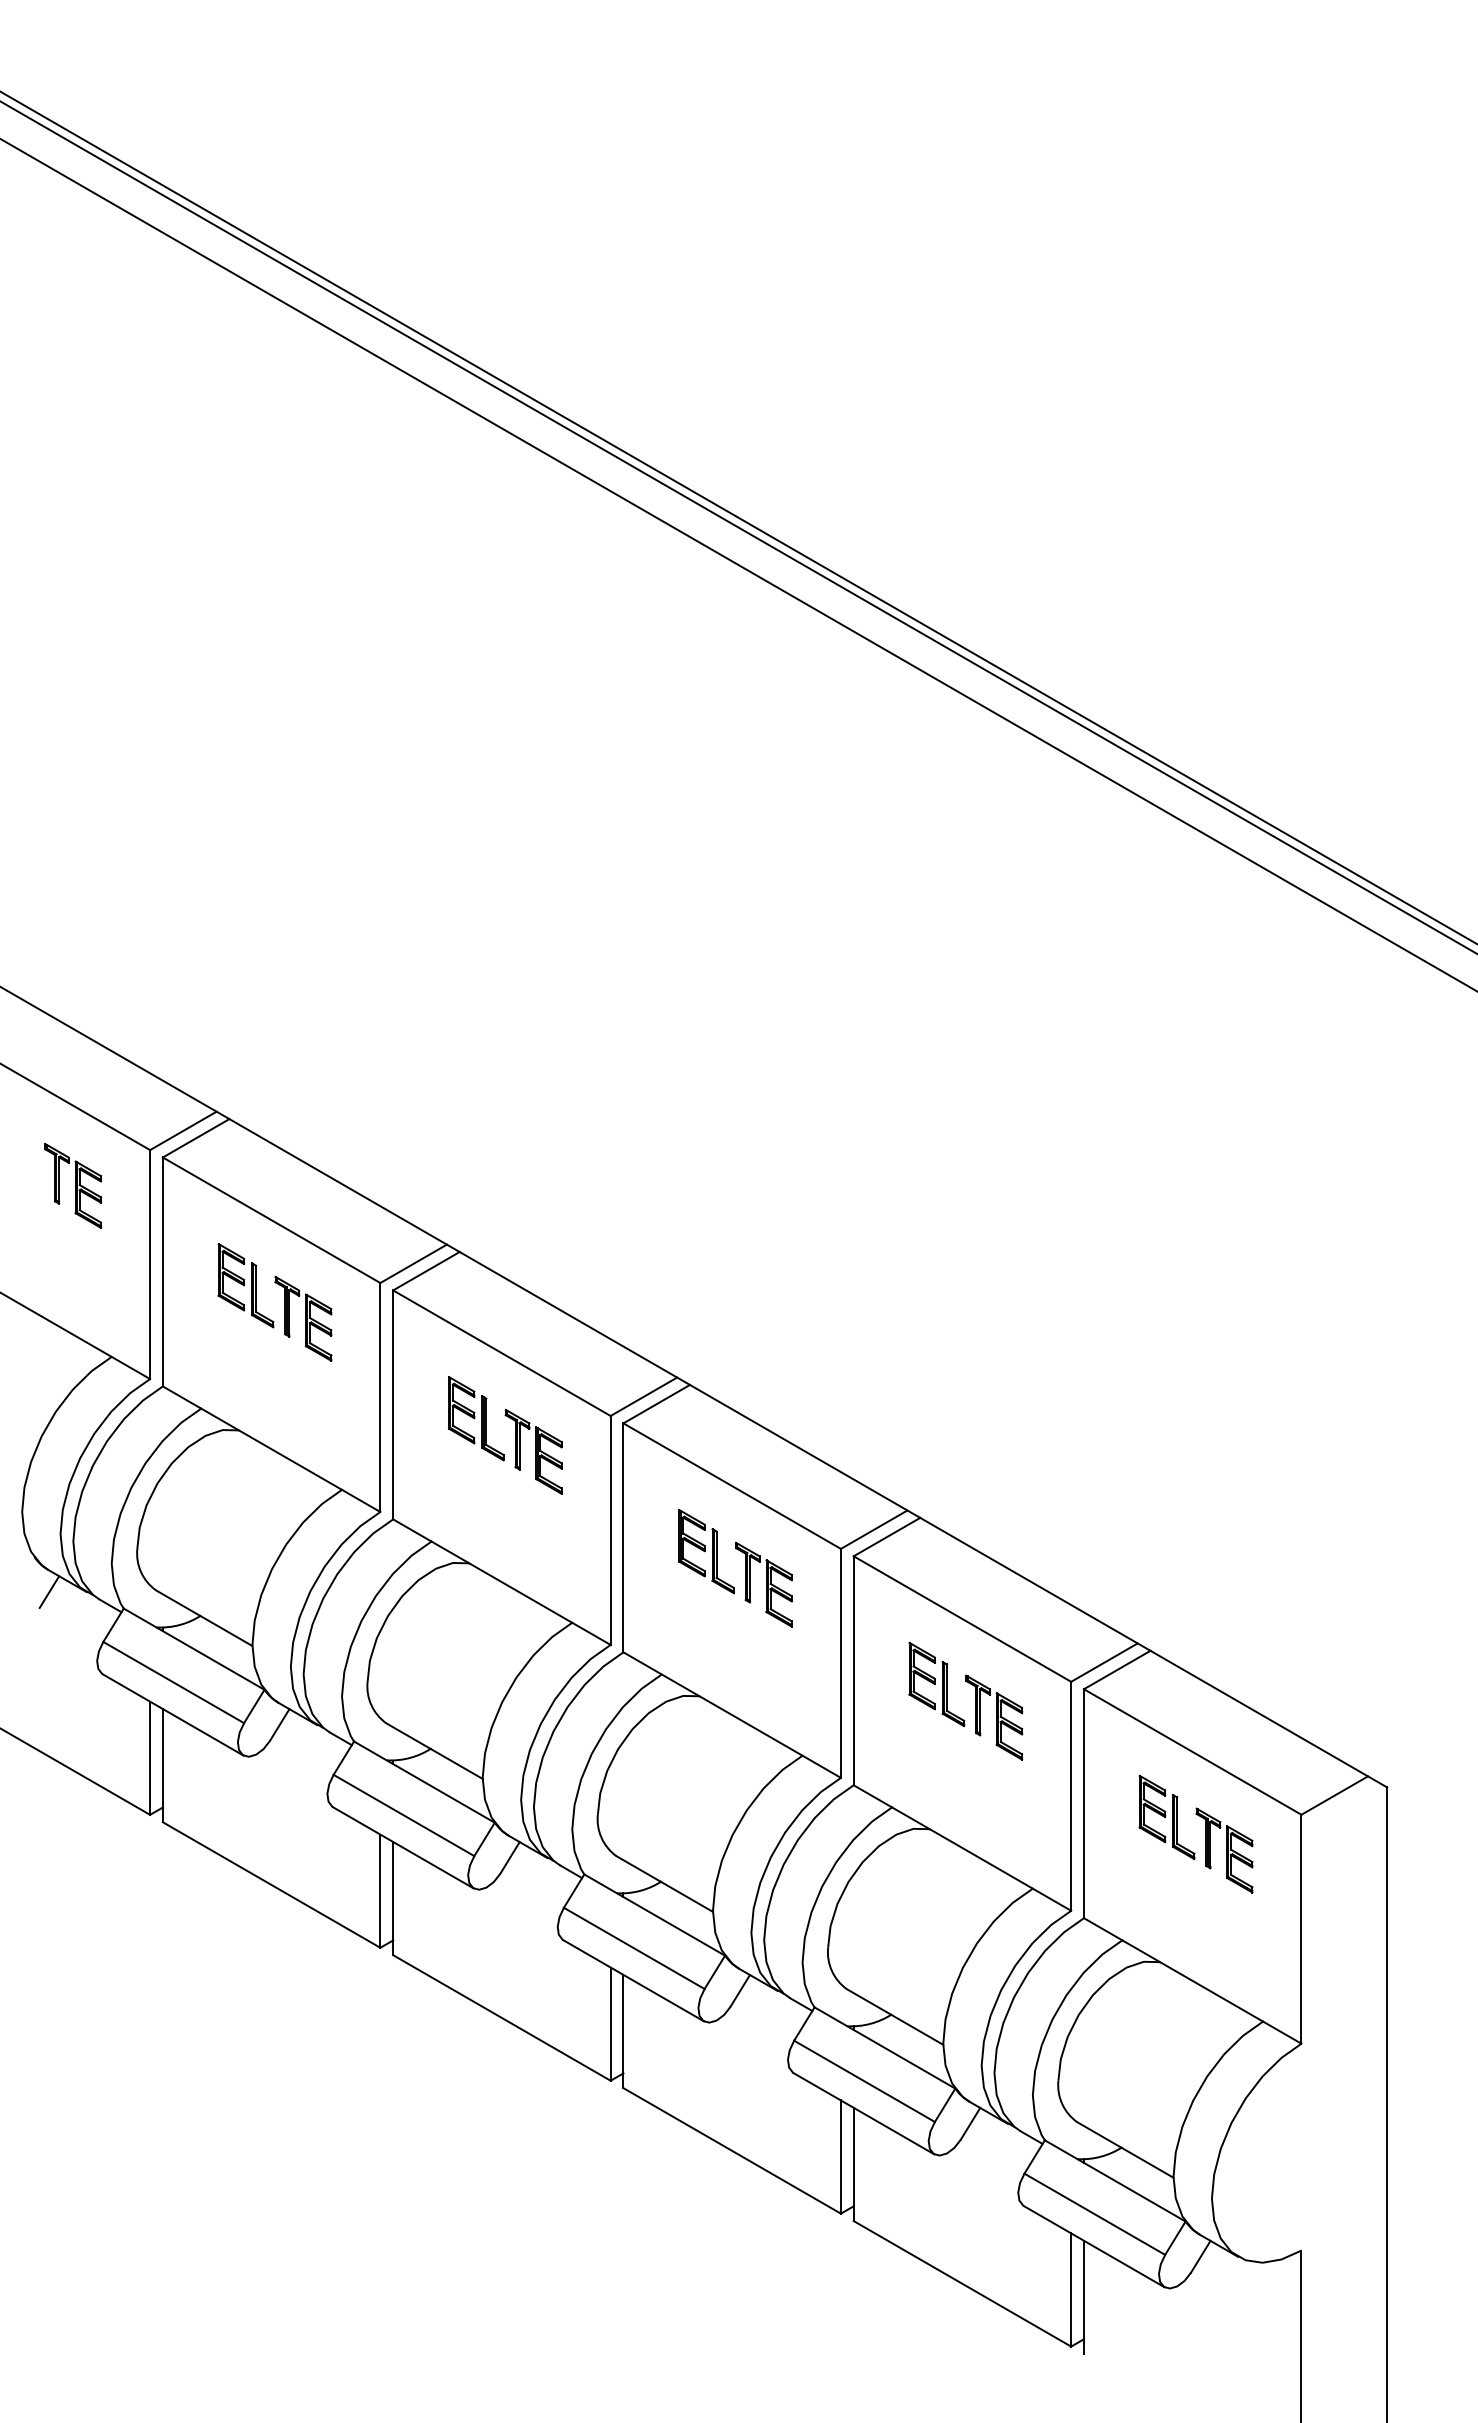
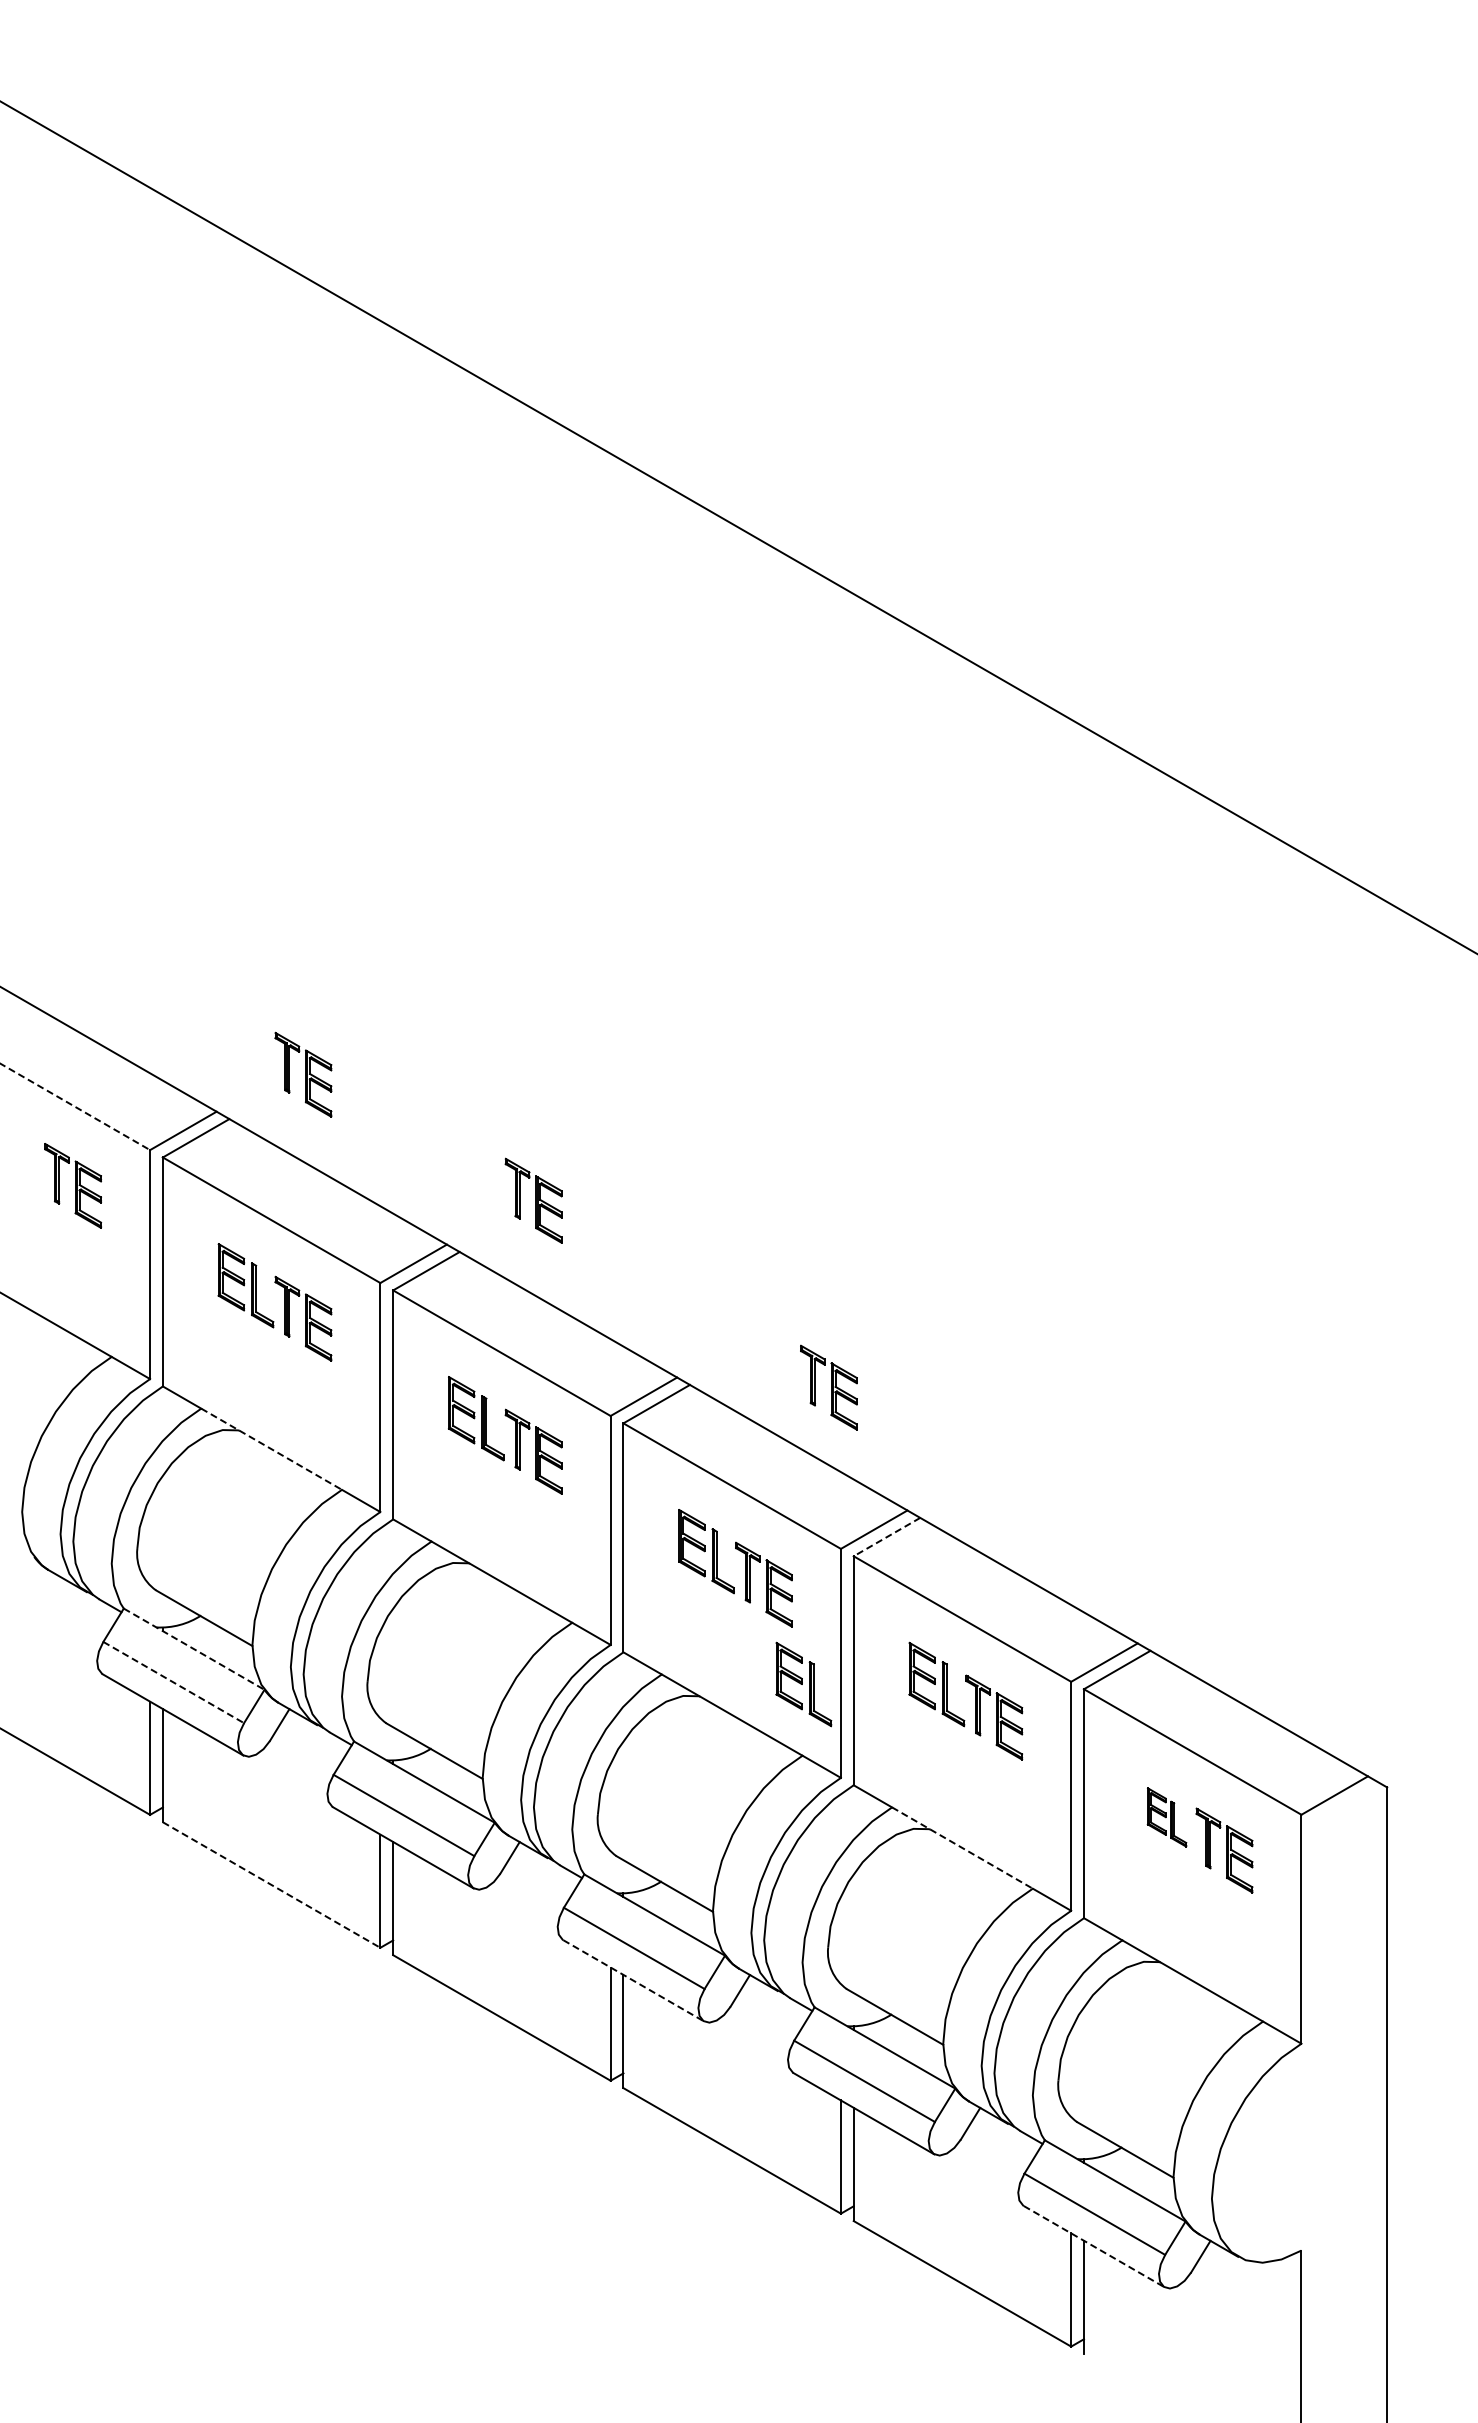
line: present -> none (738, 517)
line: present -> none (738, 564)
part: none -> present (303, 1074)
line: solid -> dashed (75, 1107)
part: none -> present (533, 1200)
part: none -> present (828, 1387)
line: solid -> dashed (272, 1449)
line: solid -> dashed (886, 1537)
line: present -> none (49, 1591)
line: solid -> dashed (194, 1649)
line: solid -> dashed (174, 1682)
part: none -> present (803, 1684)
part size: 58x87 px -> 42x61 px (1166, 1817)
line: solid -> dashed (962, 1848)
line: solid -> dashed (271, 1885)
line: solid -> dashed (634, 1981)
line: solid -> dashed (1094, 2246)
